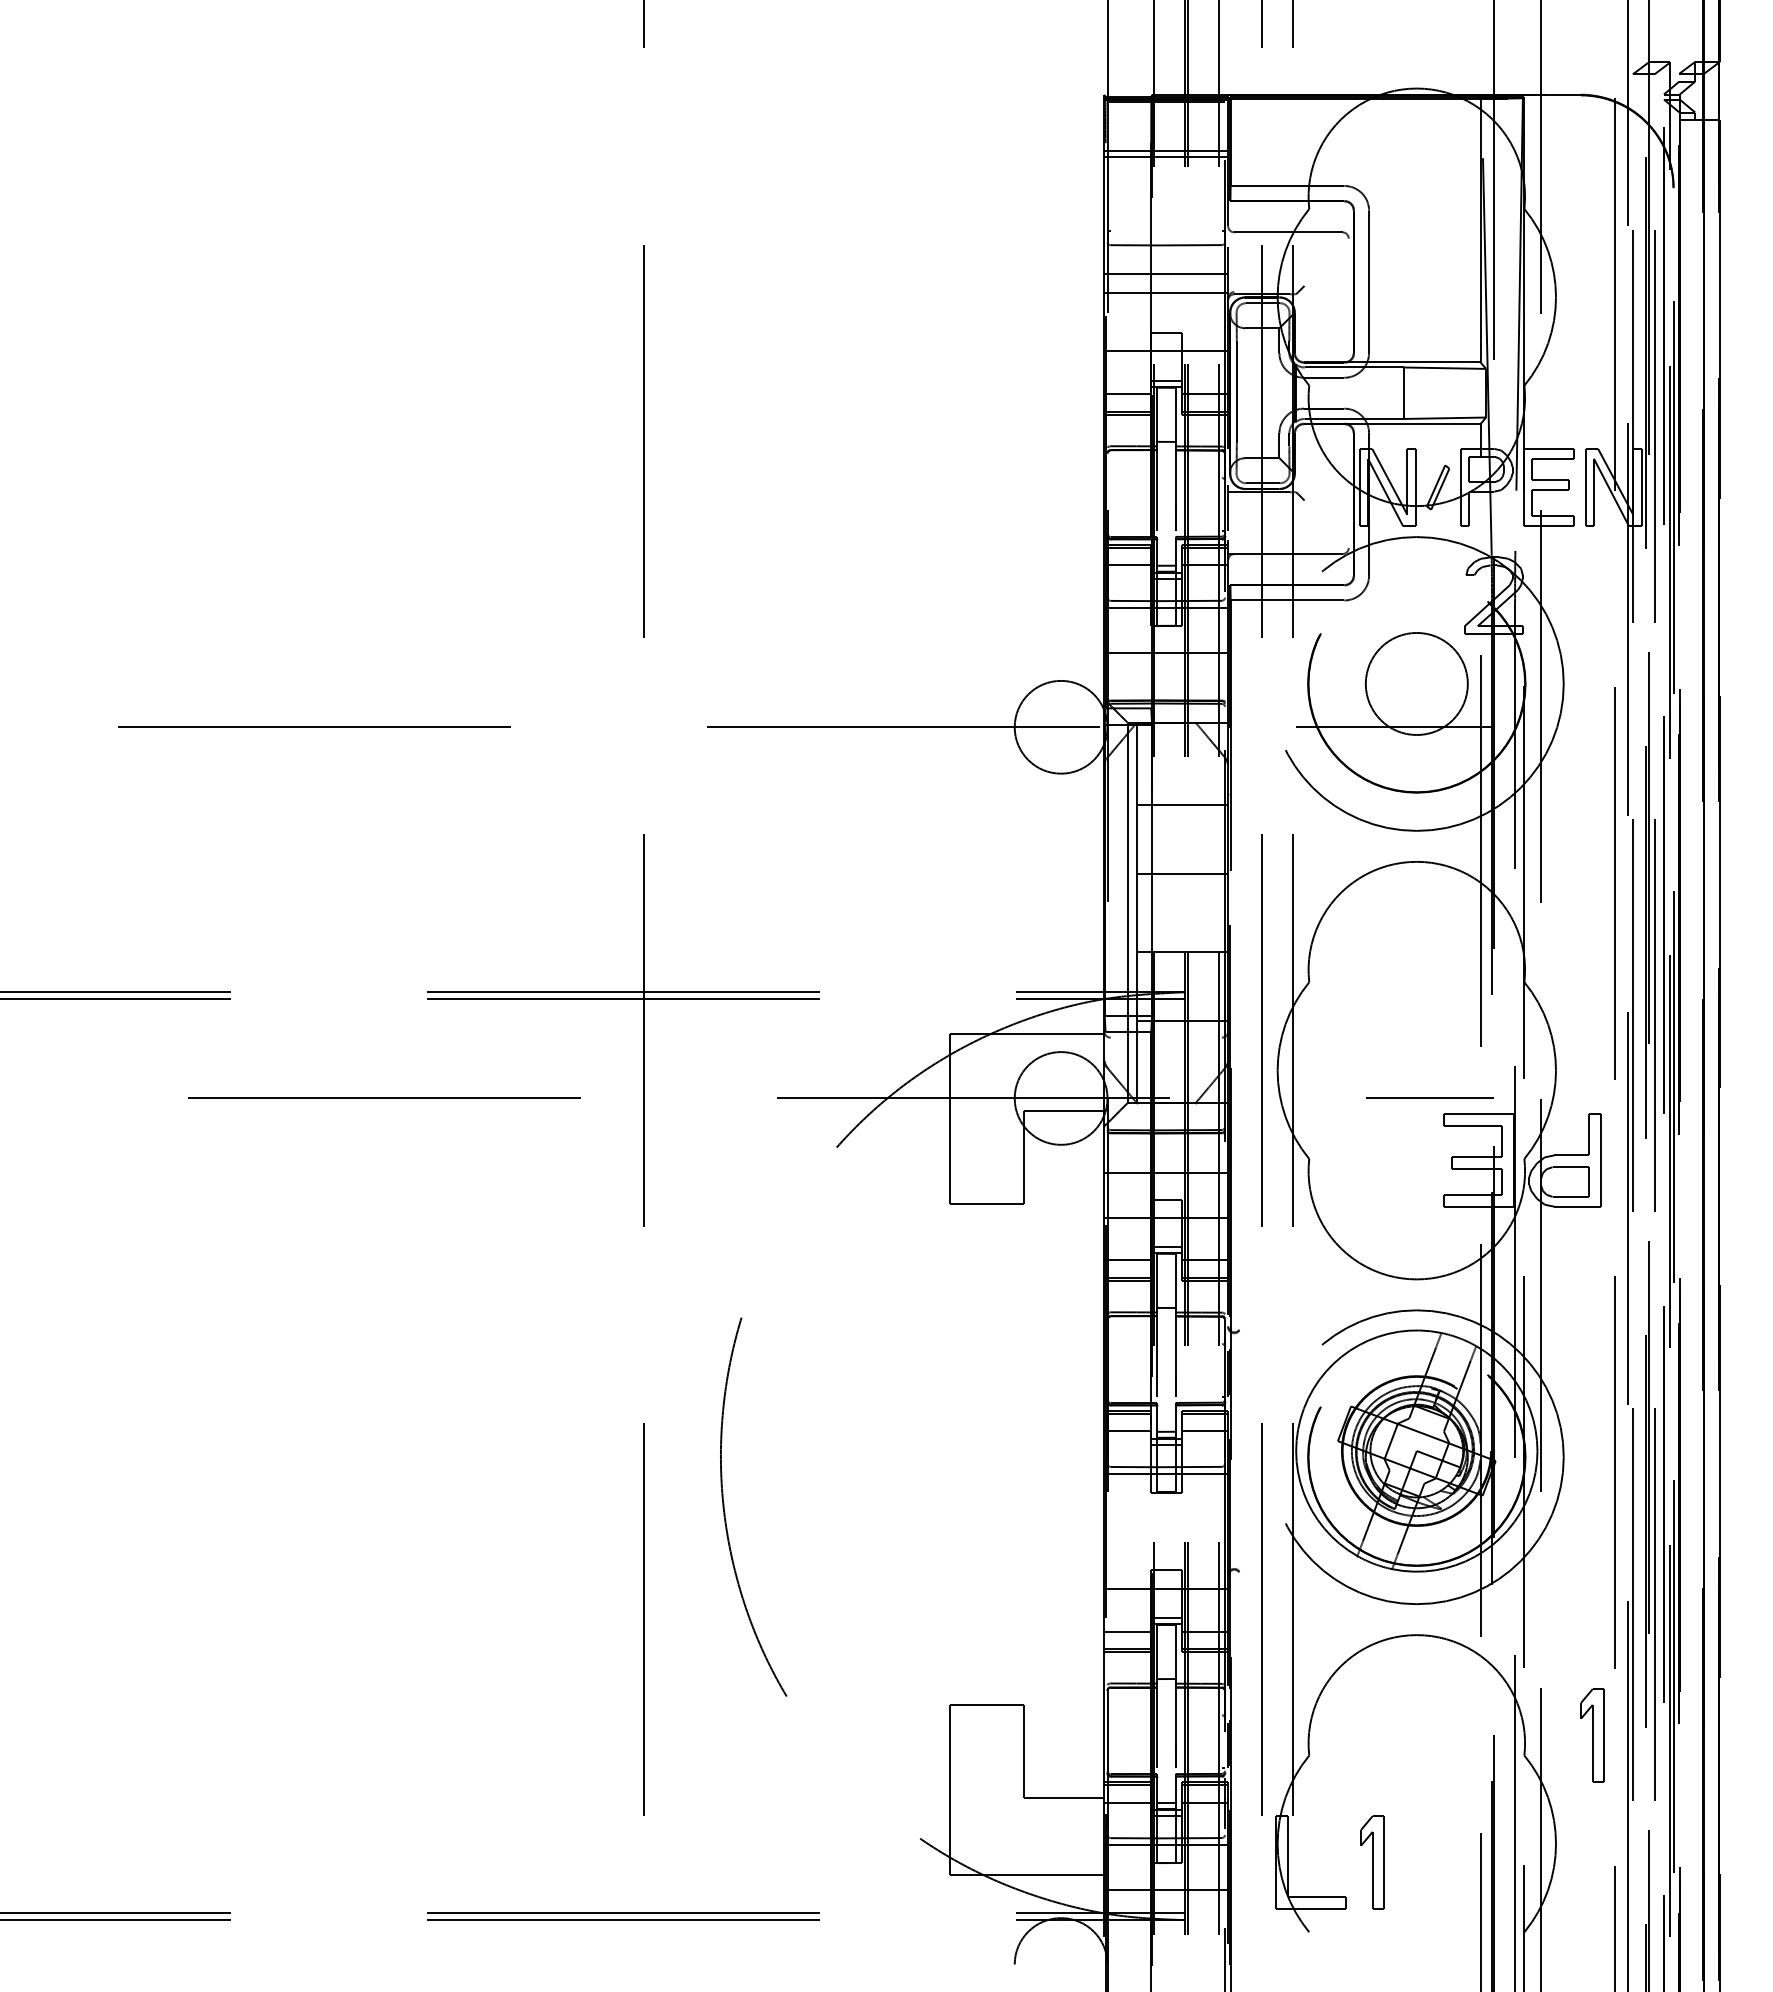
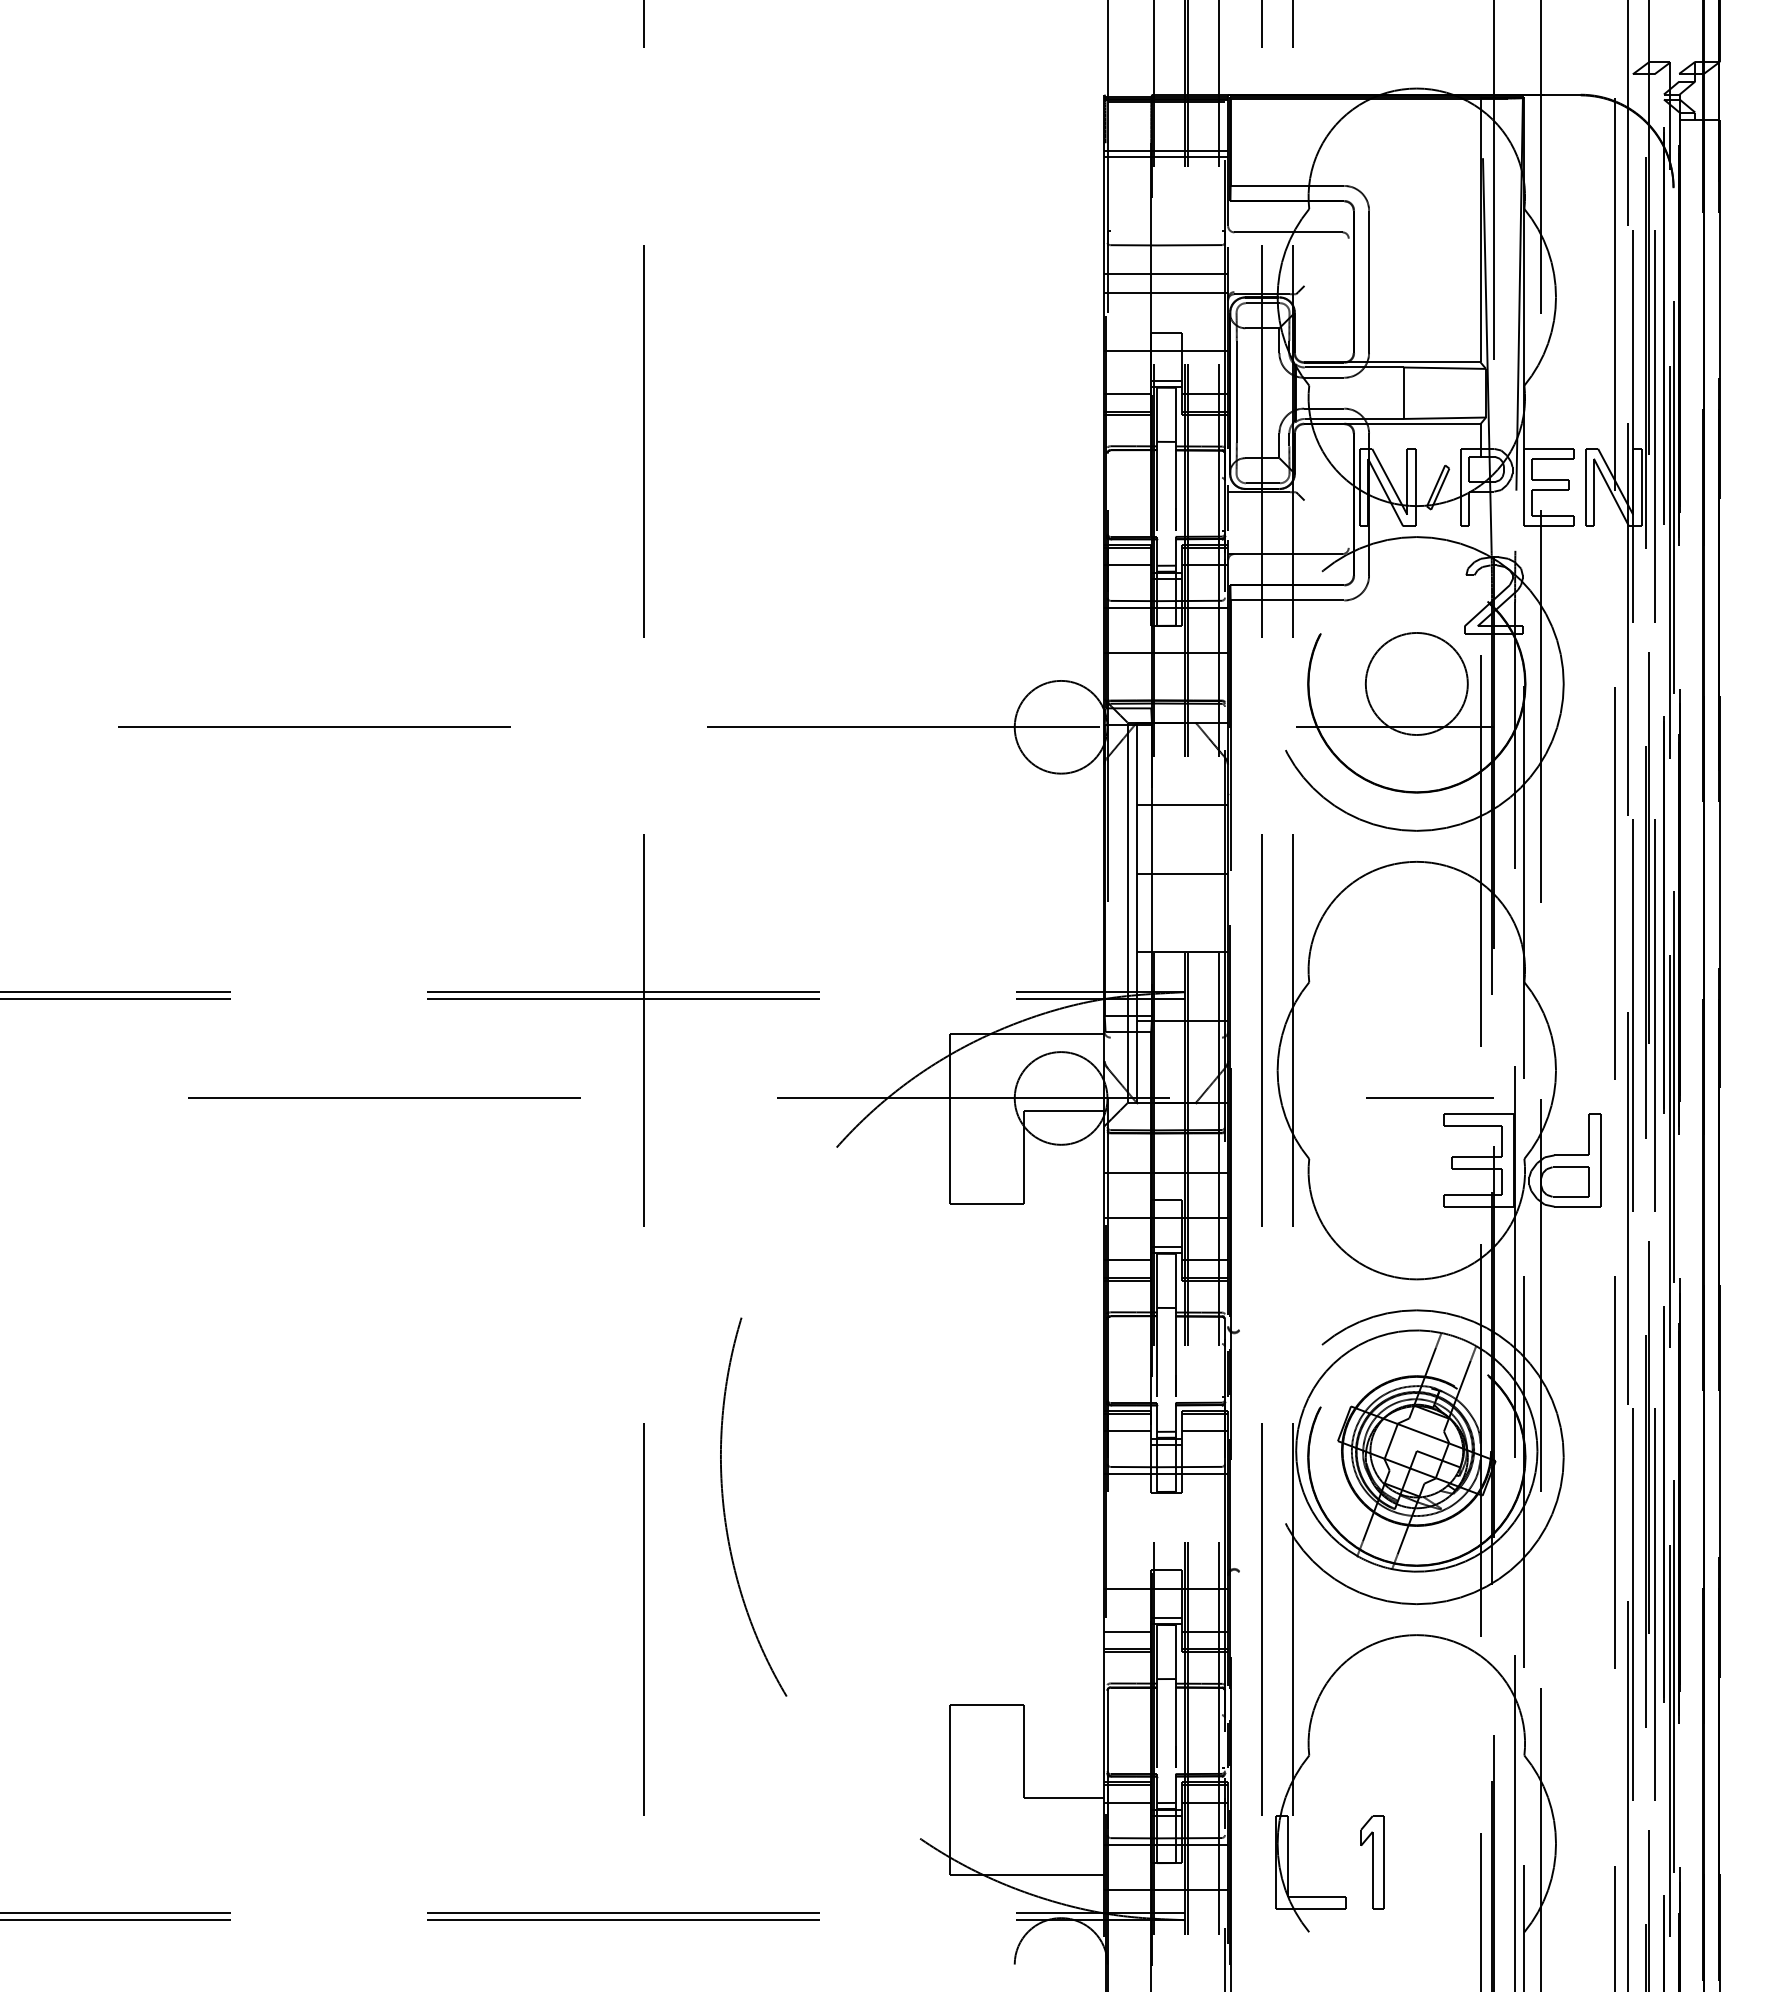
part: present -> none (1592, 1735)
